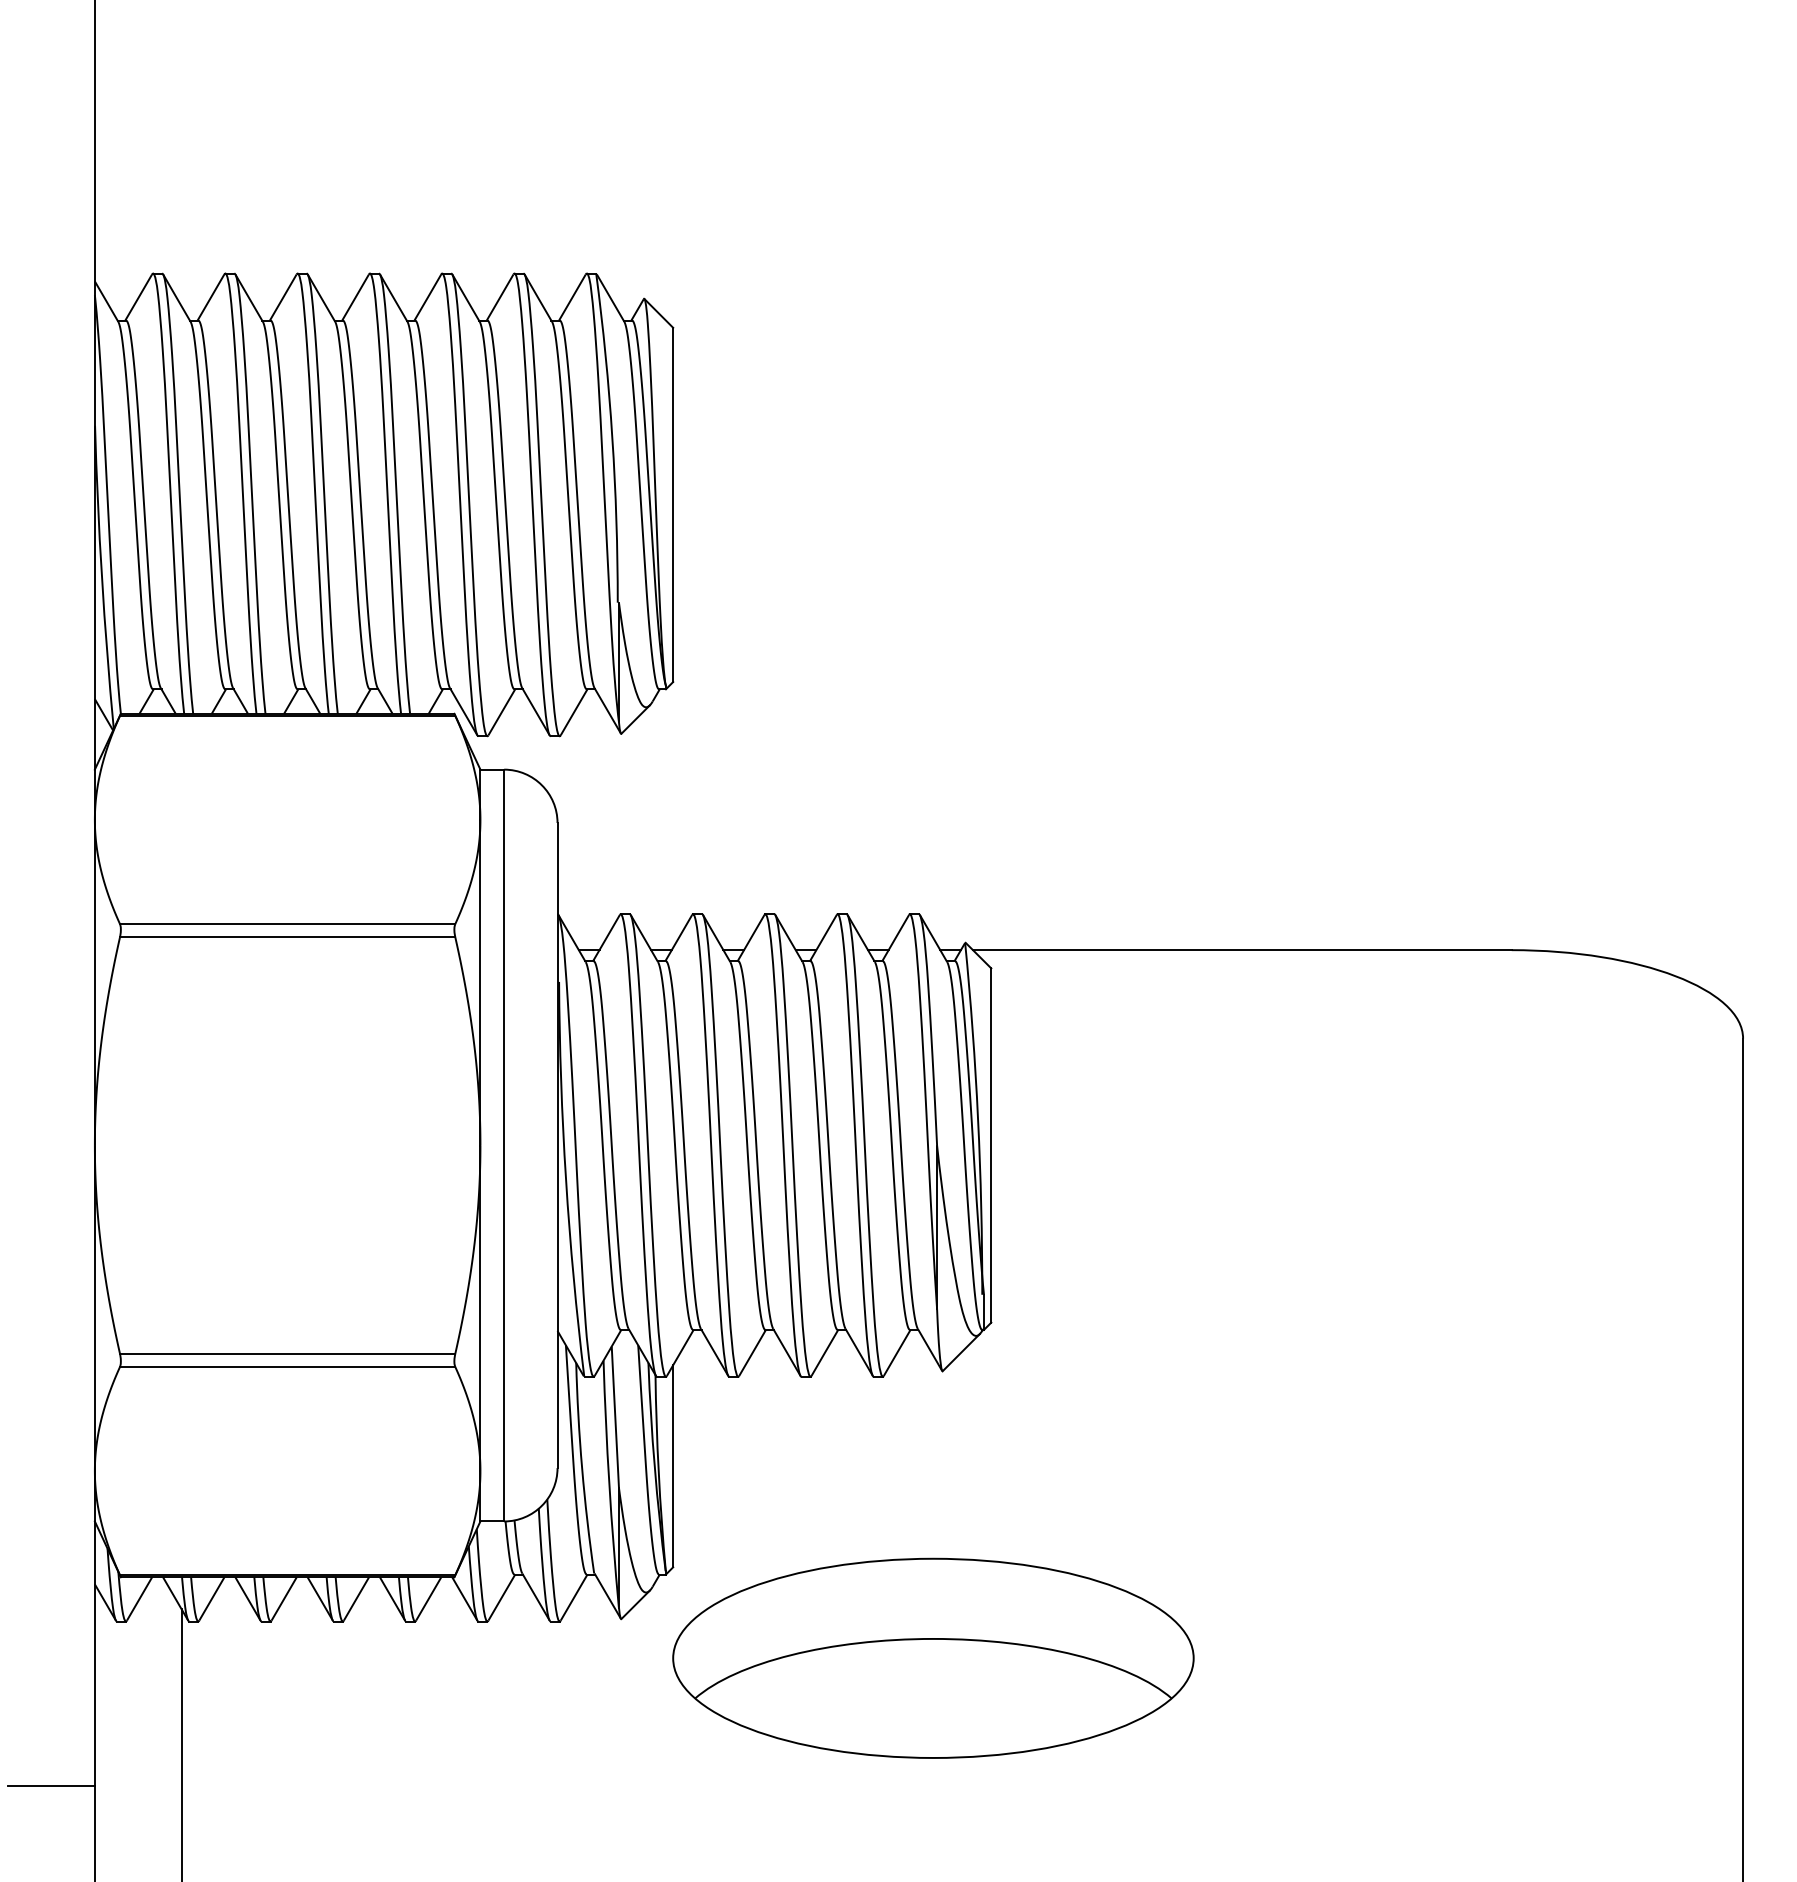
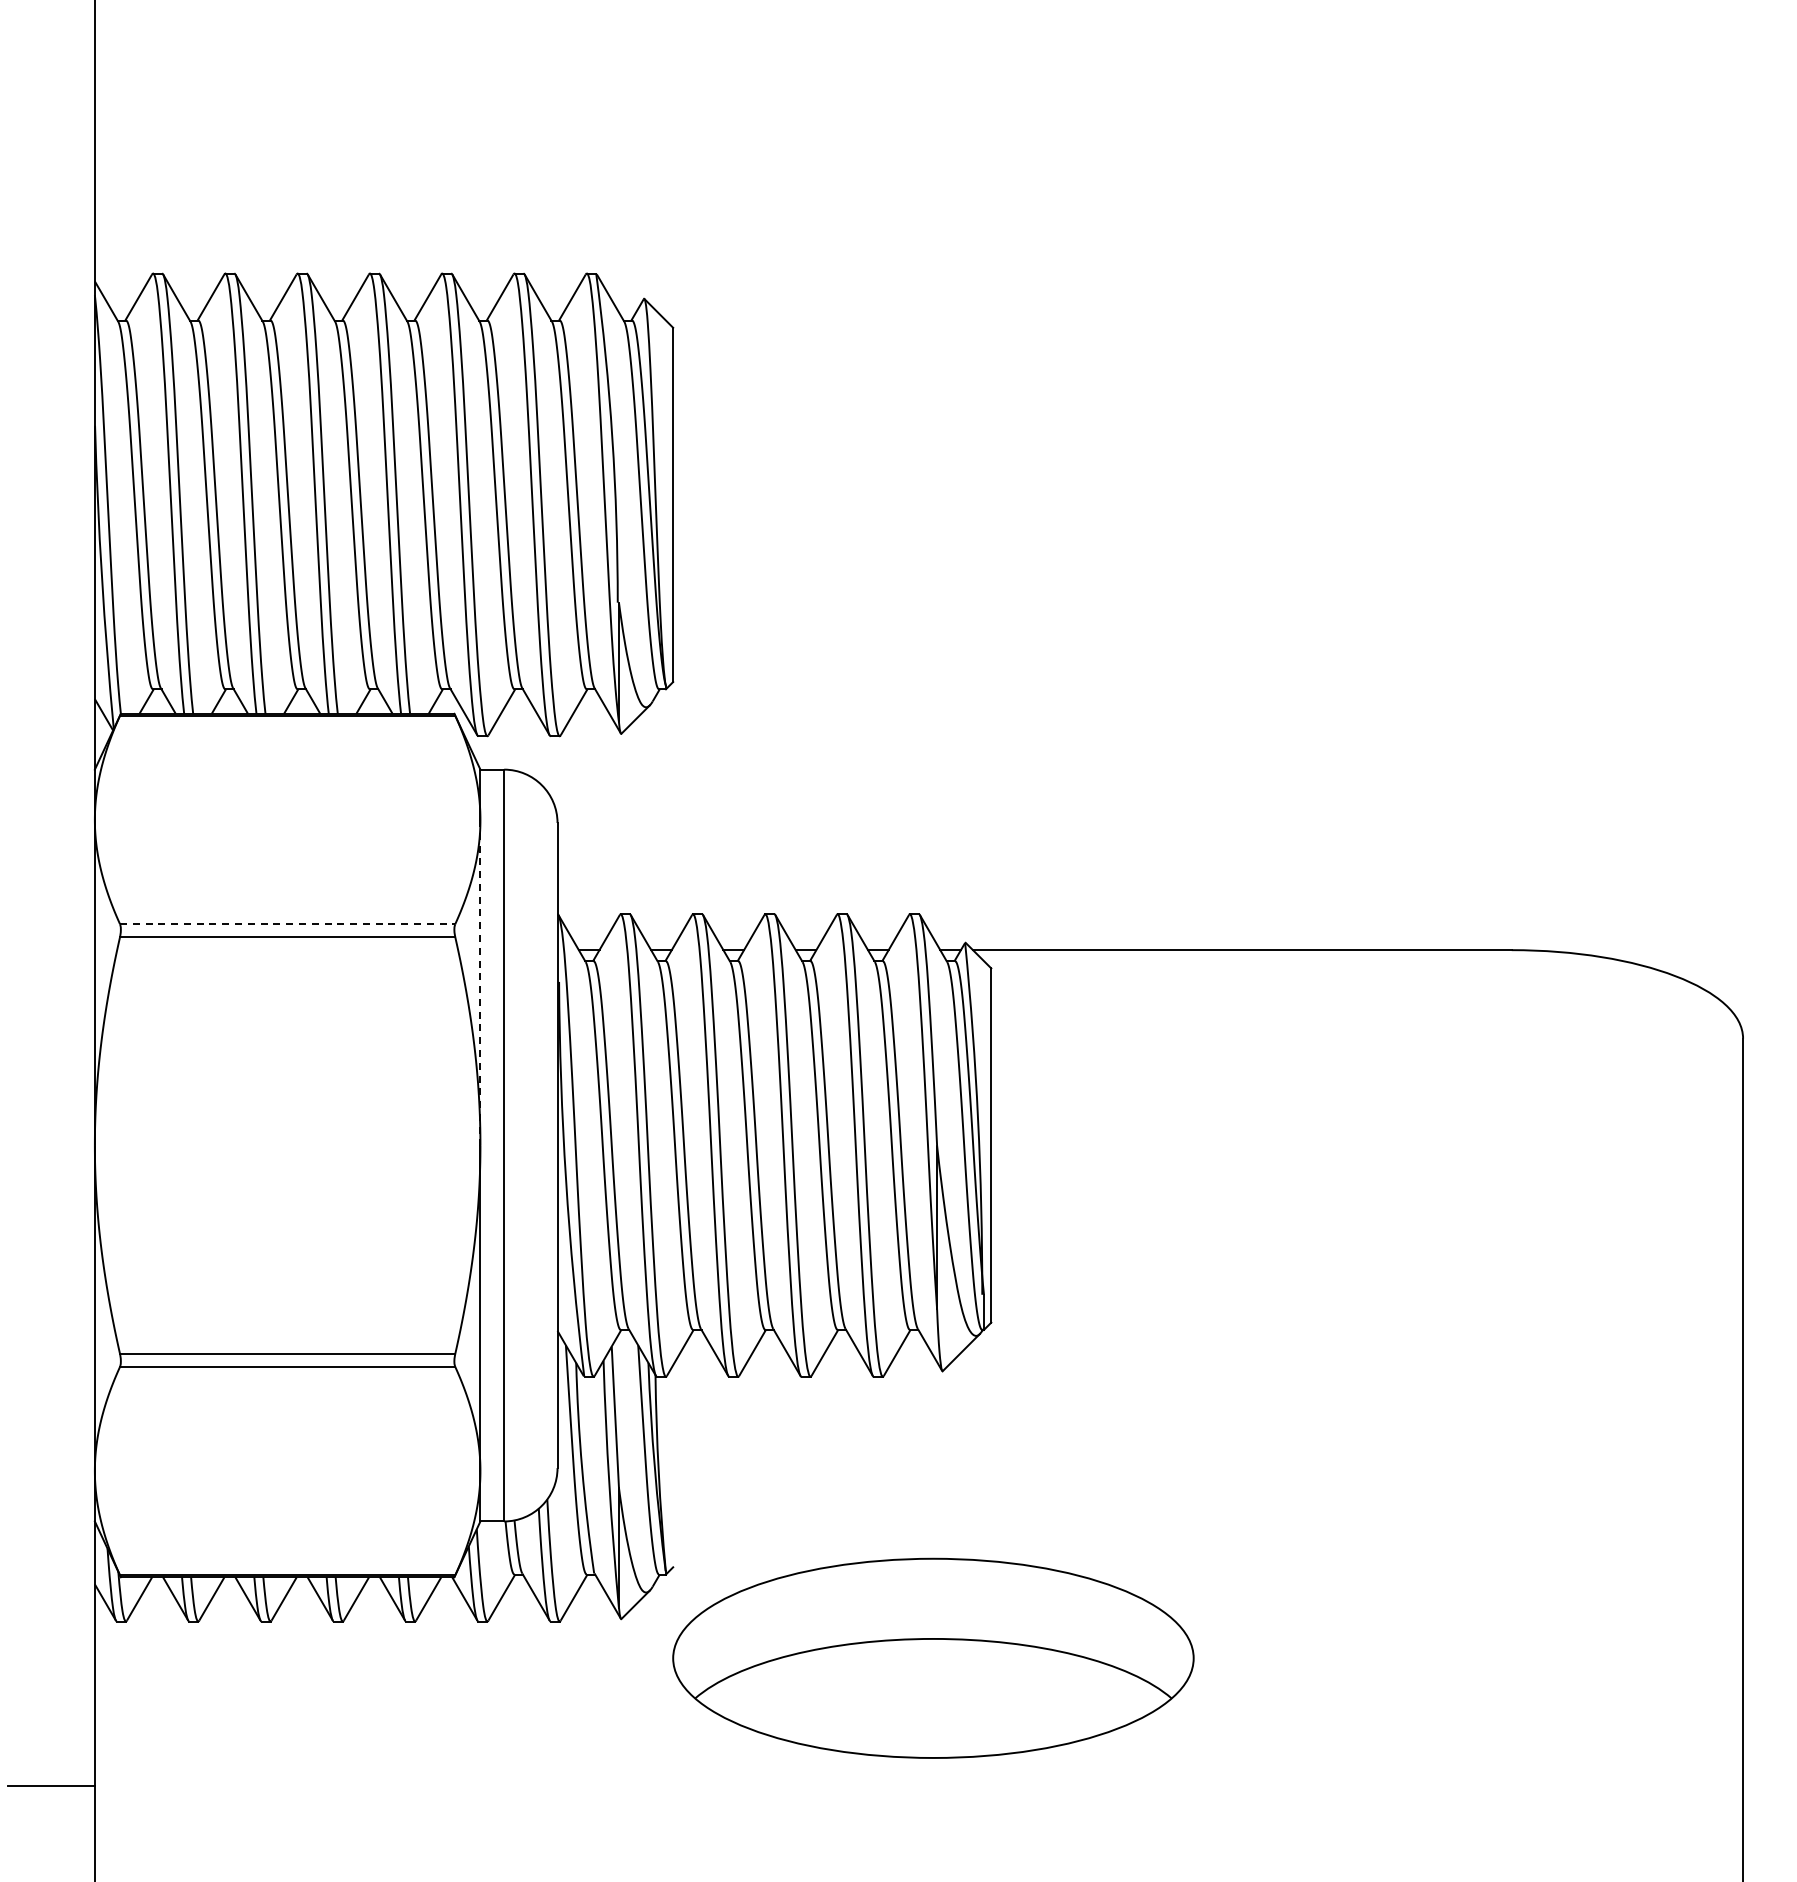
line: solid -> dashed (287, 924)
line: solid -> dashed (480, 982)
line: present -> none (673, 1466)
line: present -> none (181, 1743)
